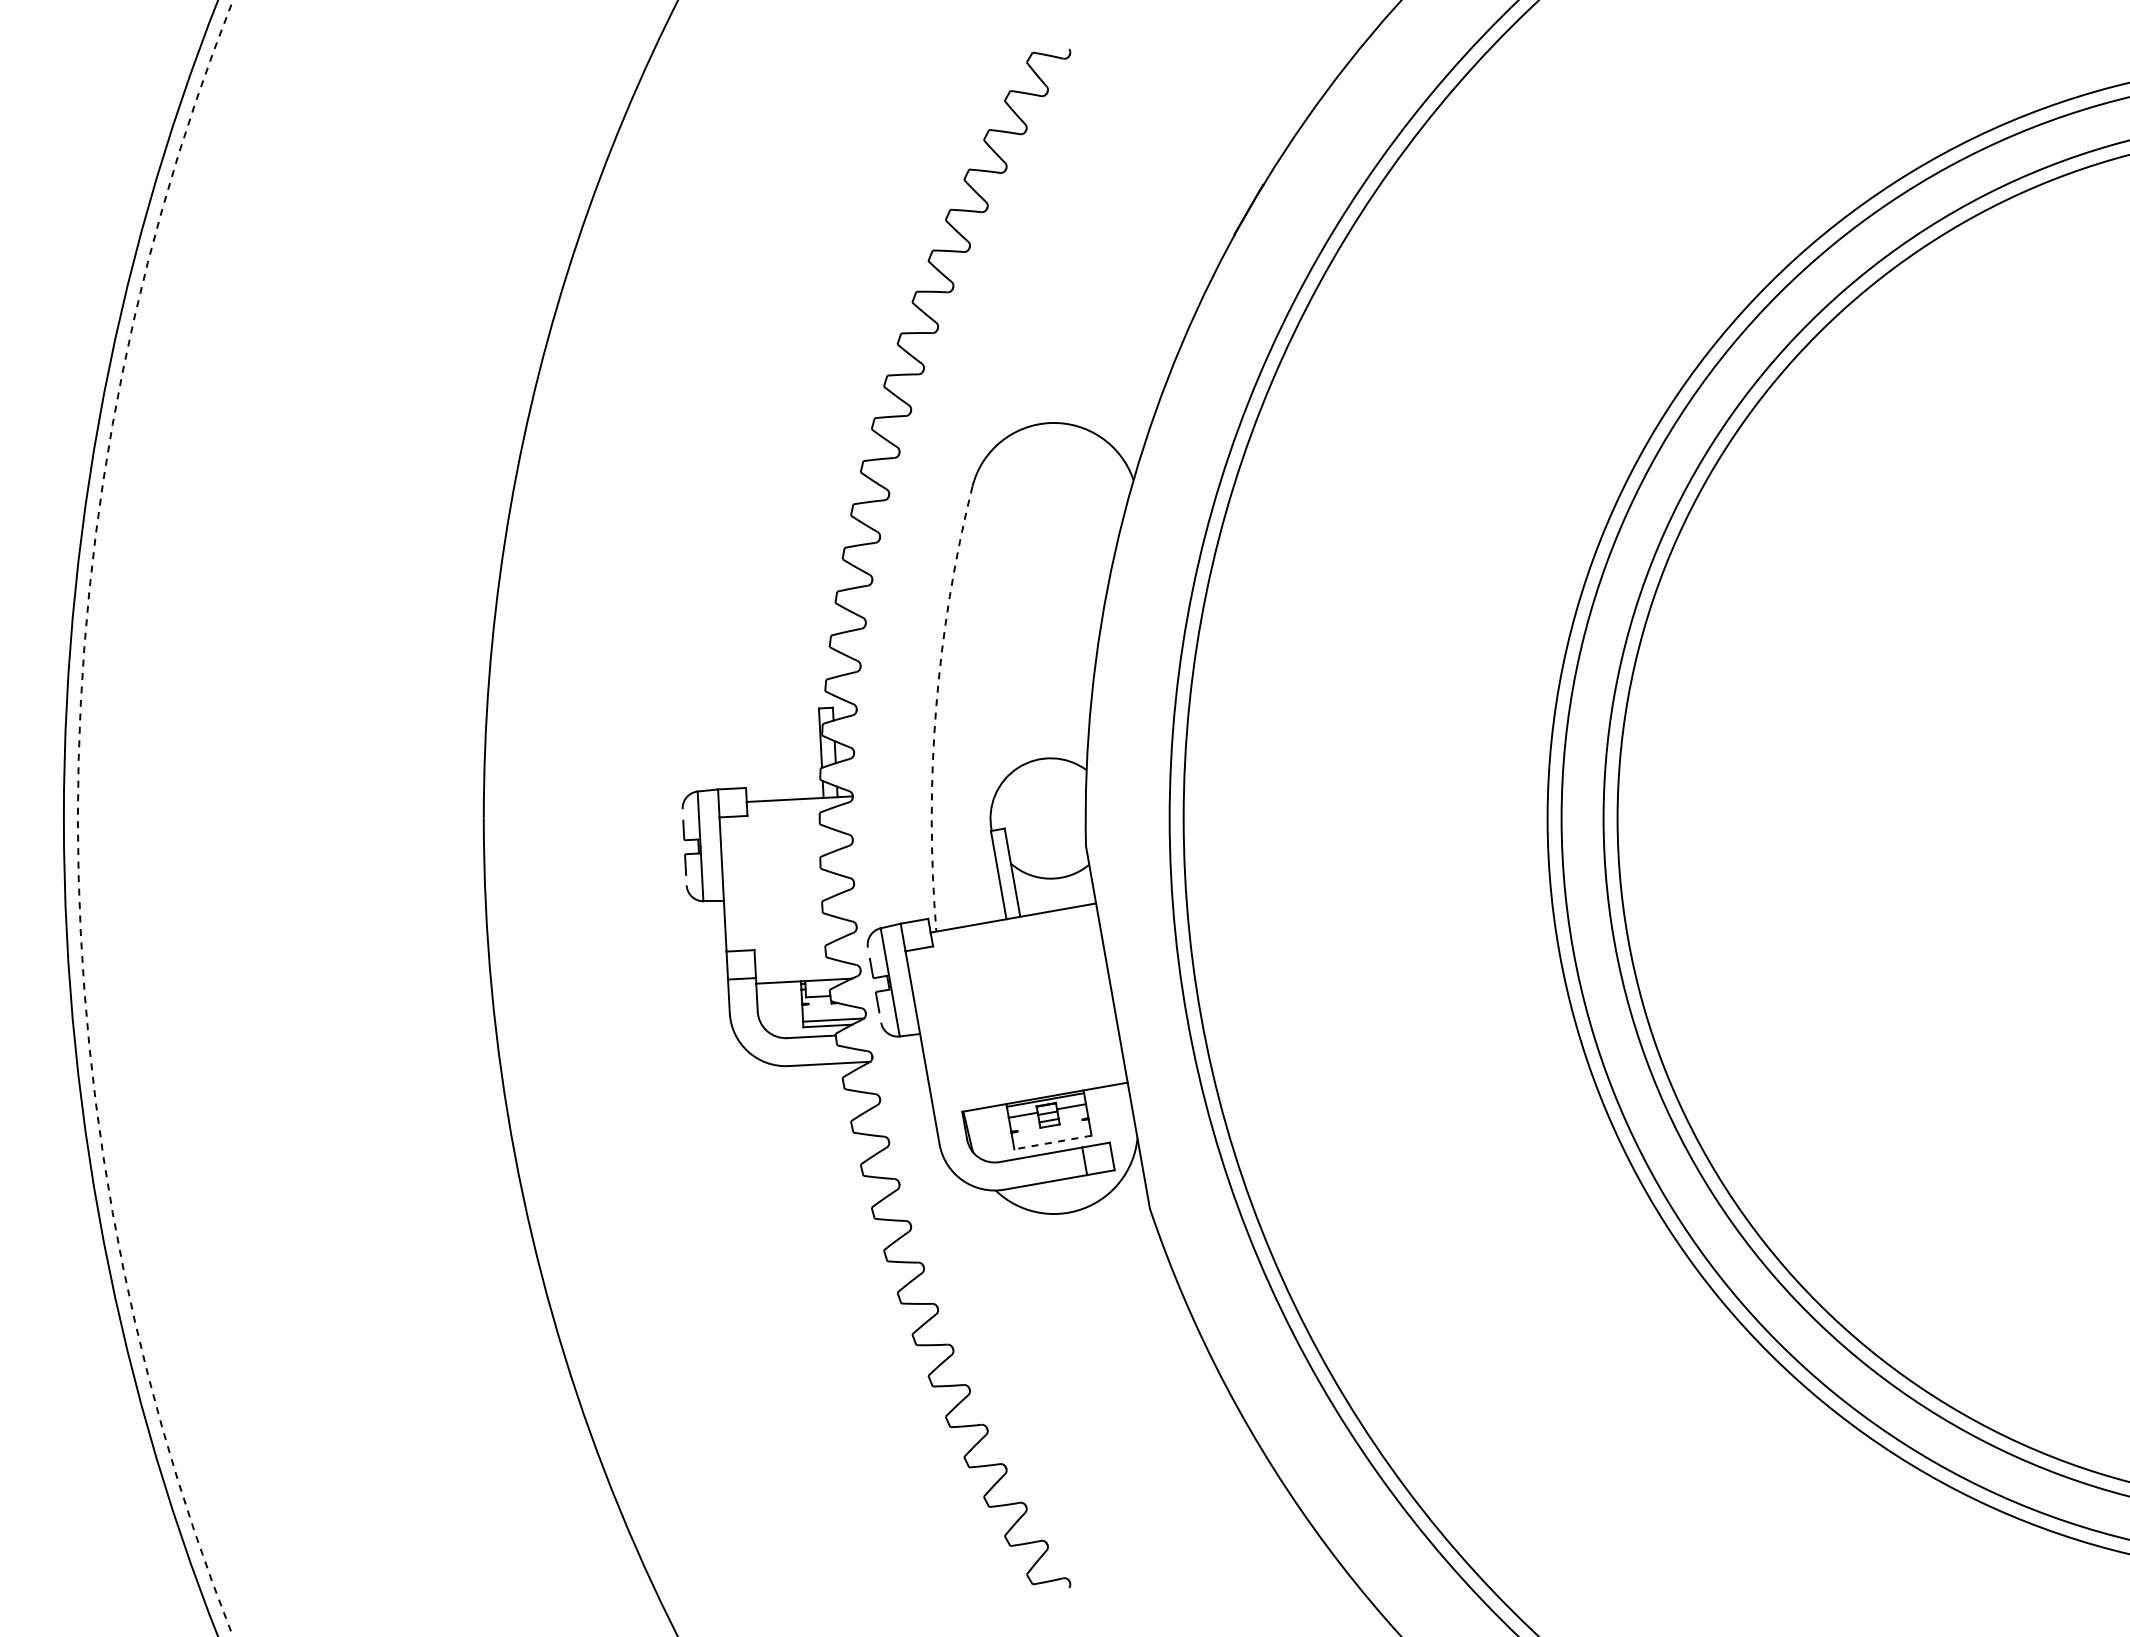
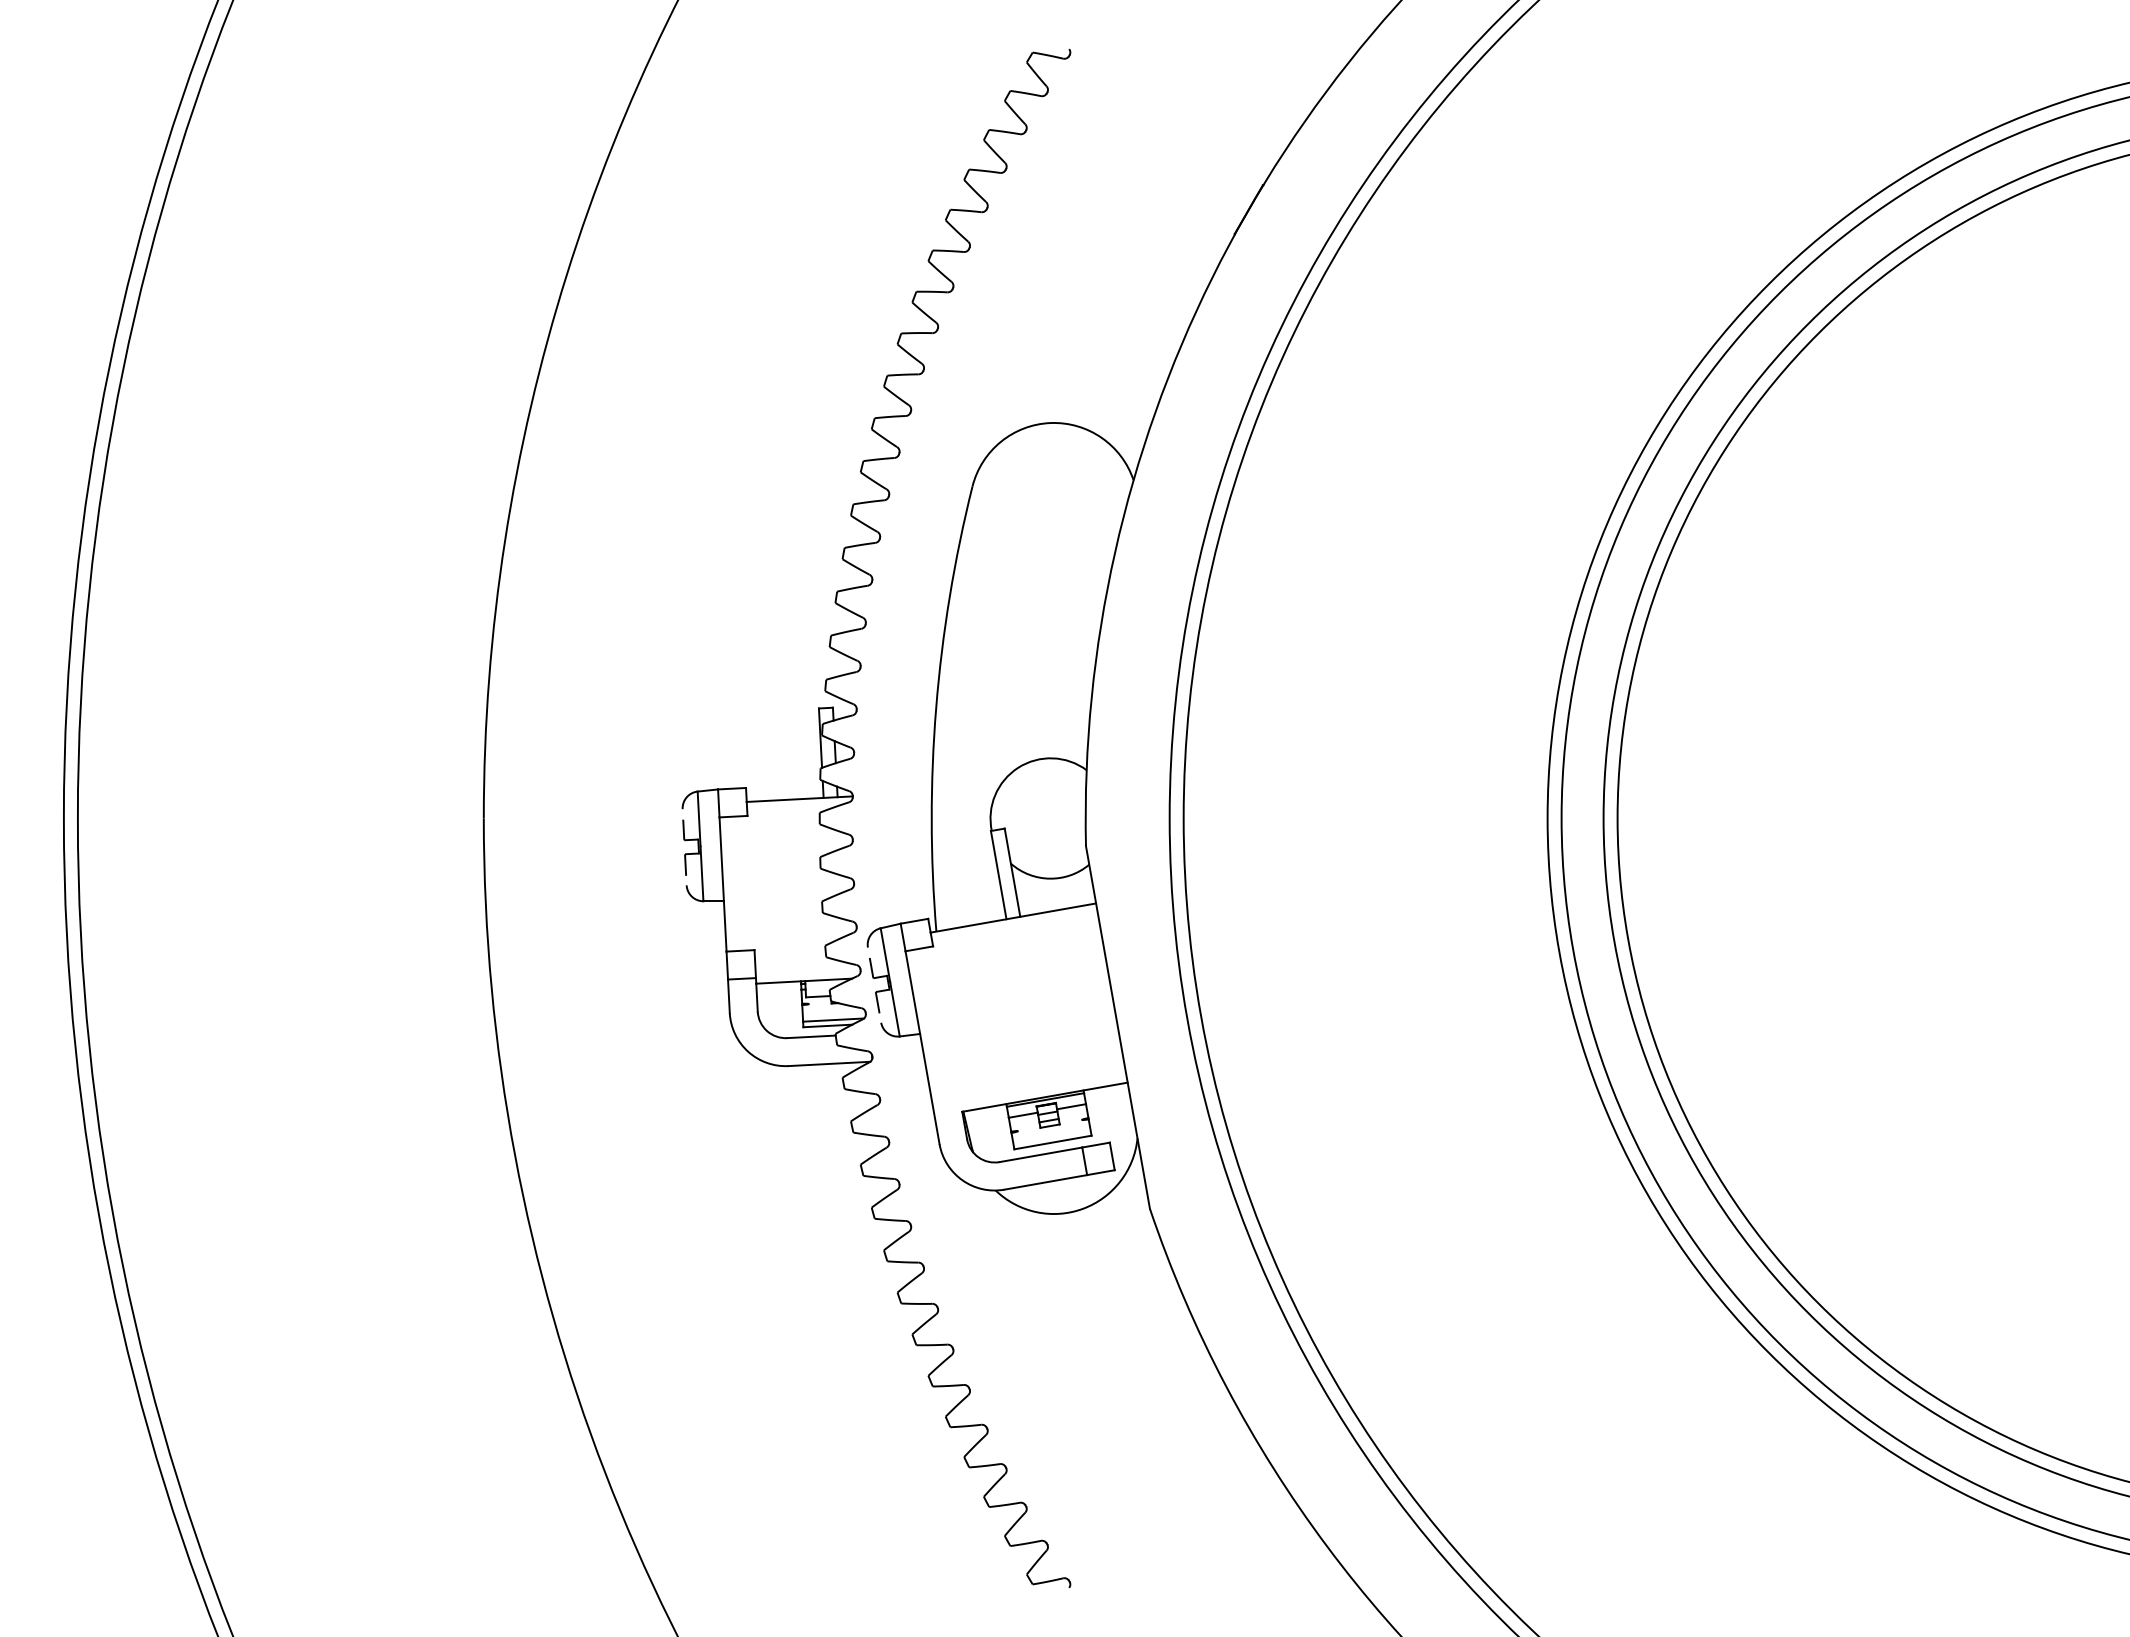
arc: dashed -> solid (936, 707)
circle: dashed -> solid (154, 818)
line: dashed -> solid (1052, 1142)
